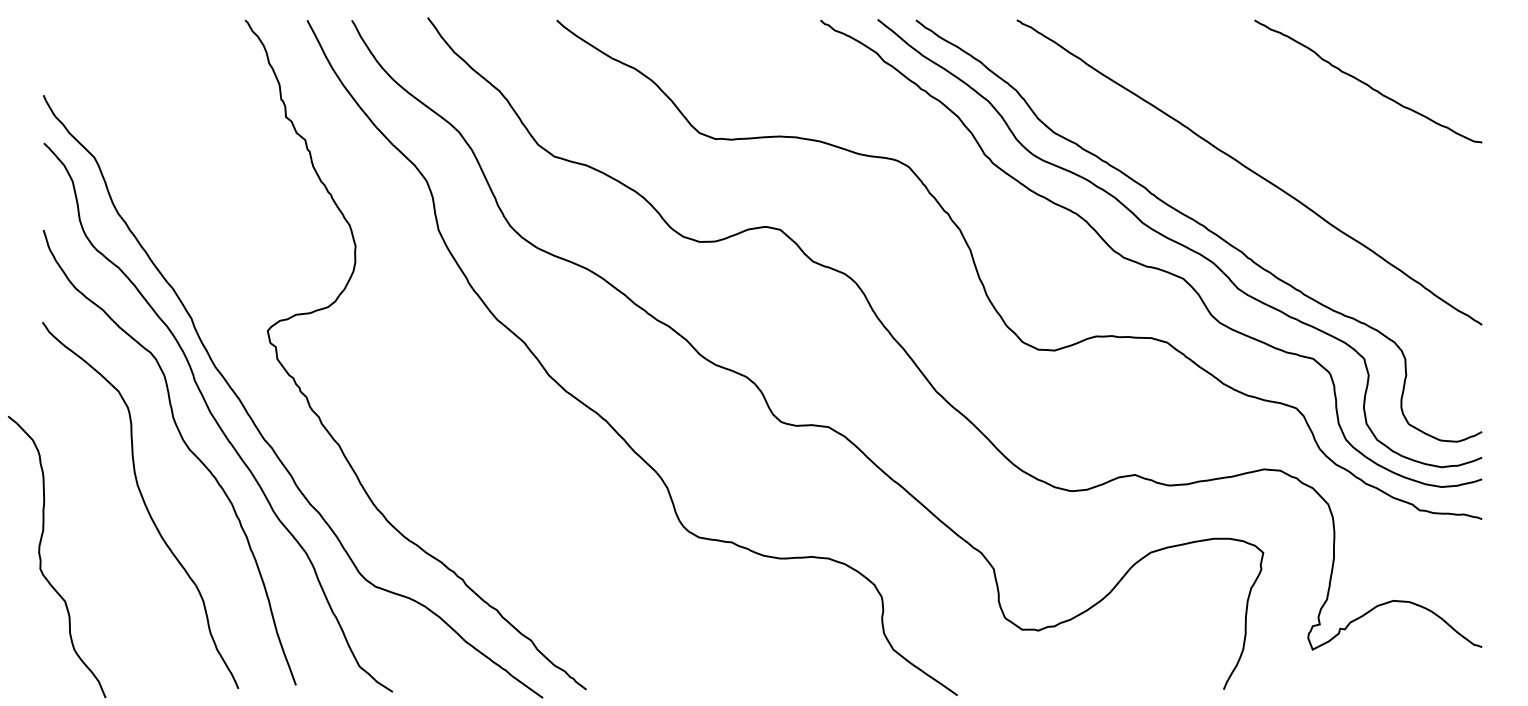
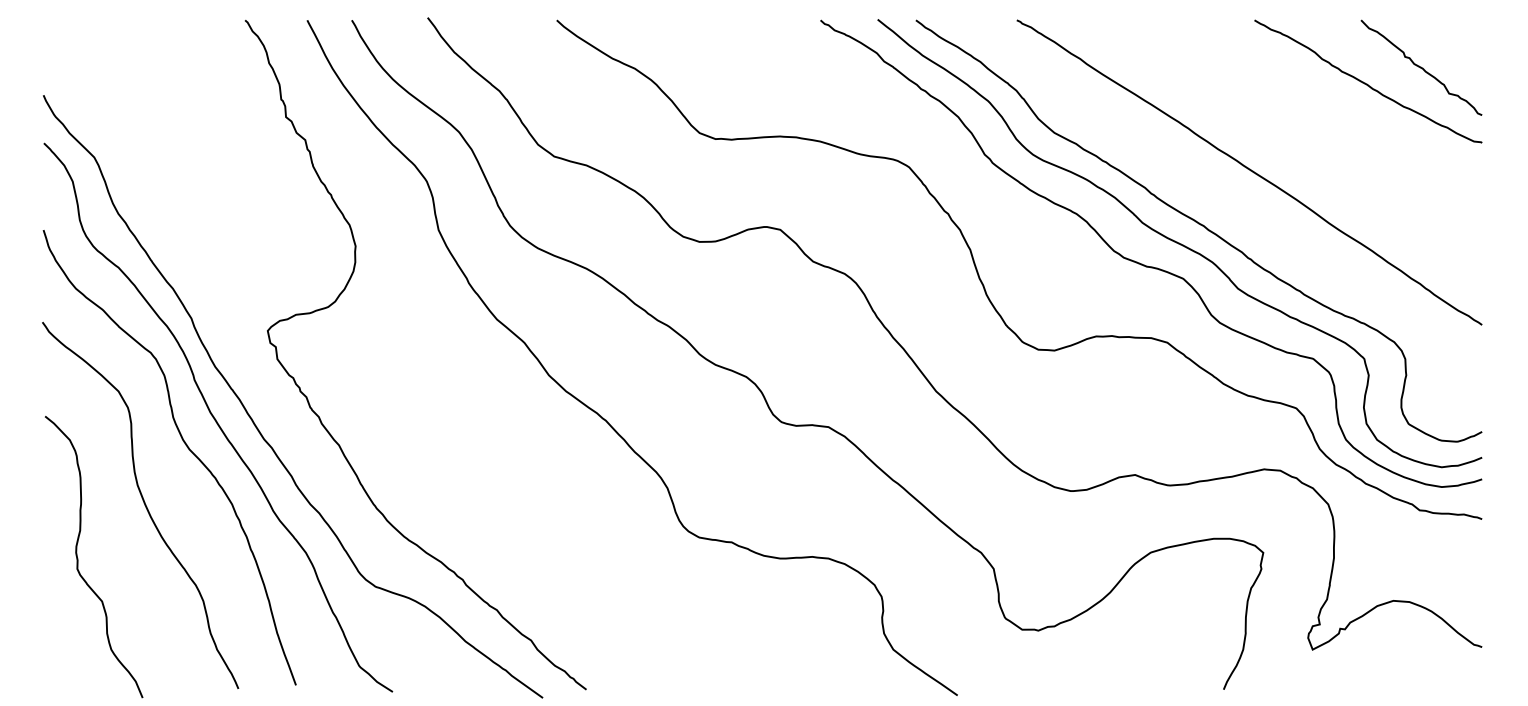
curve: none -> present (1421, 67)
curve position: (41, 558) -> (78, 558) (78, 558)
